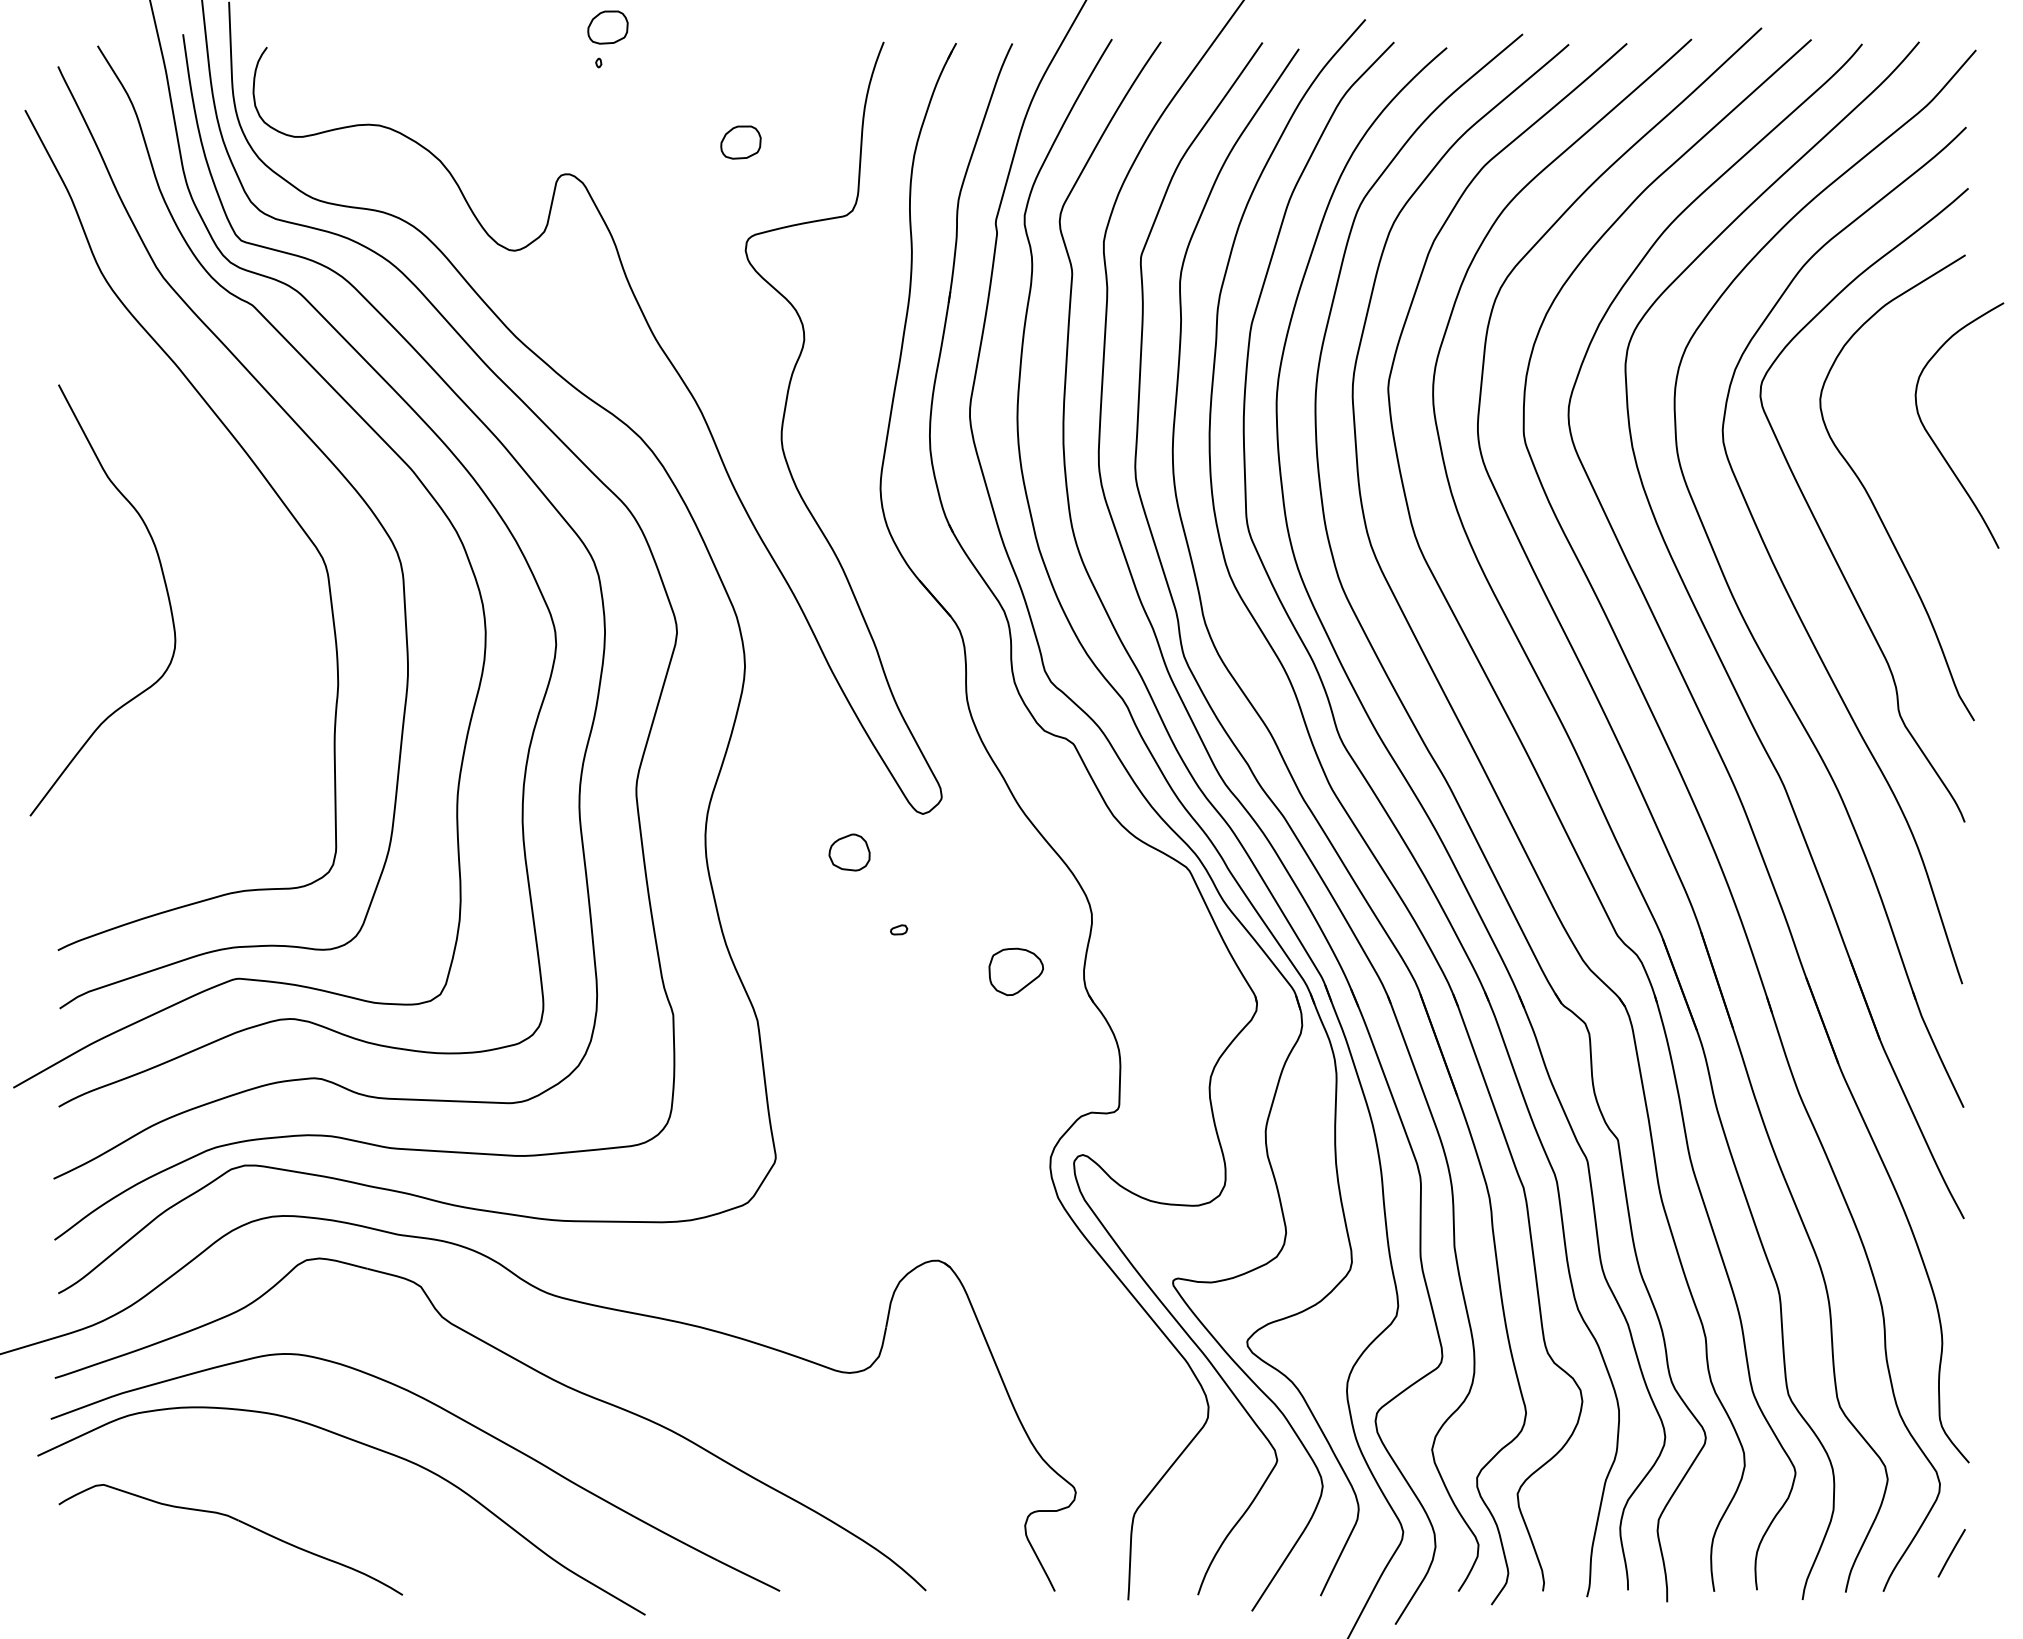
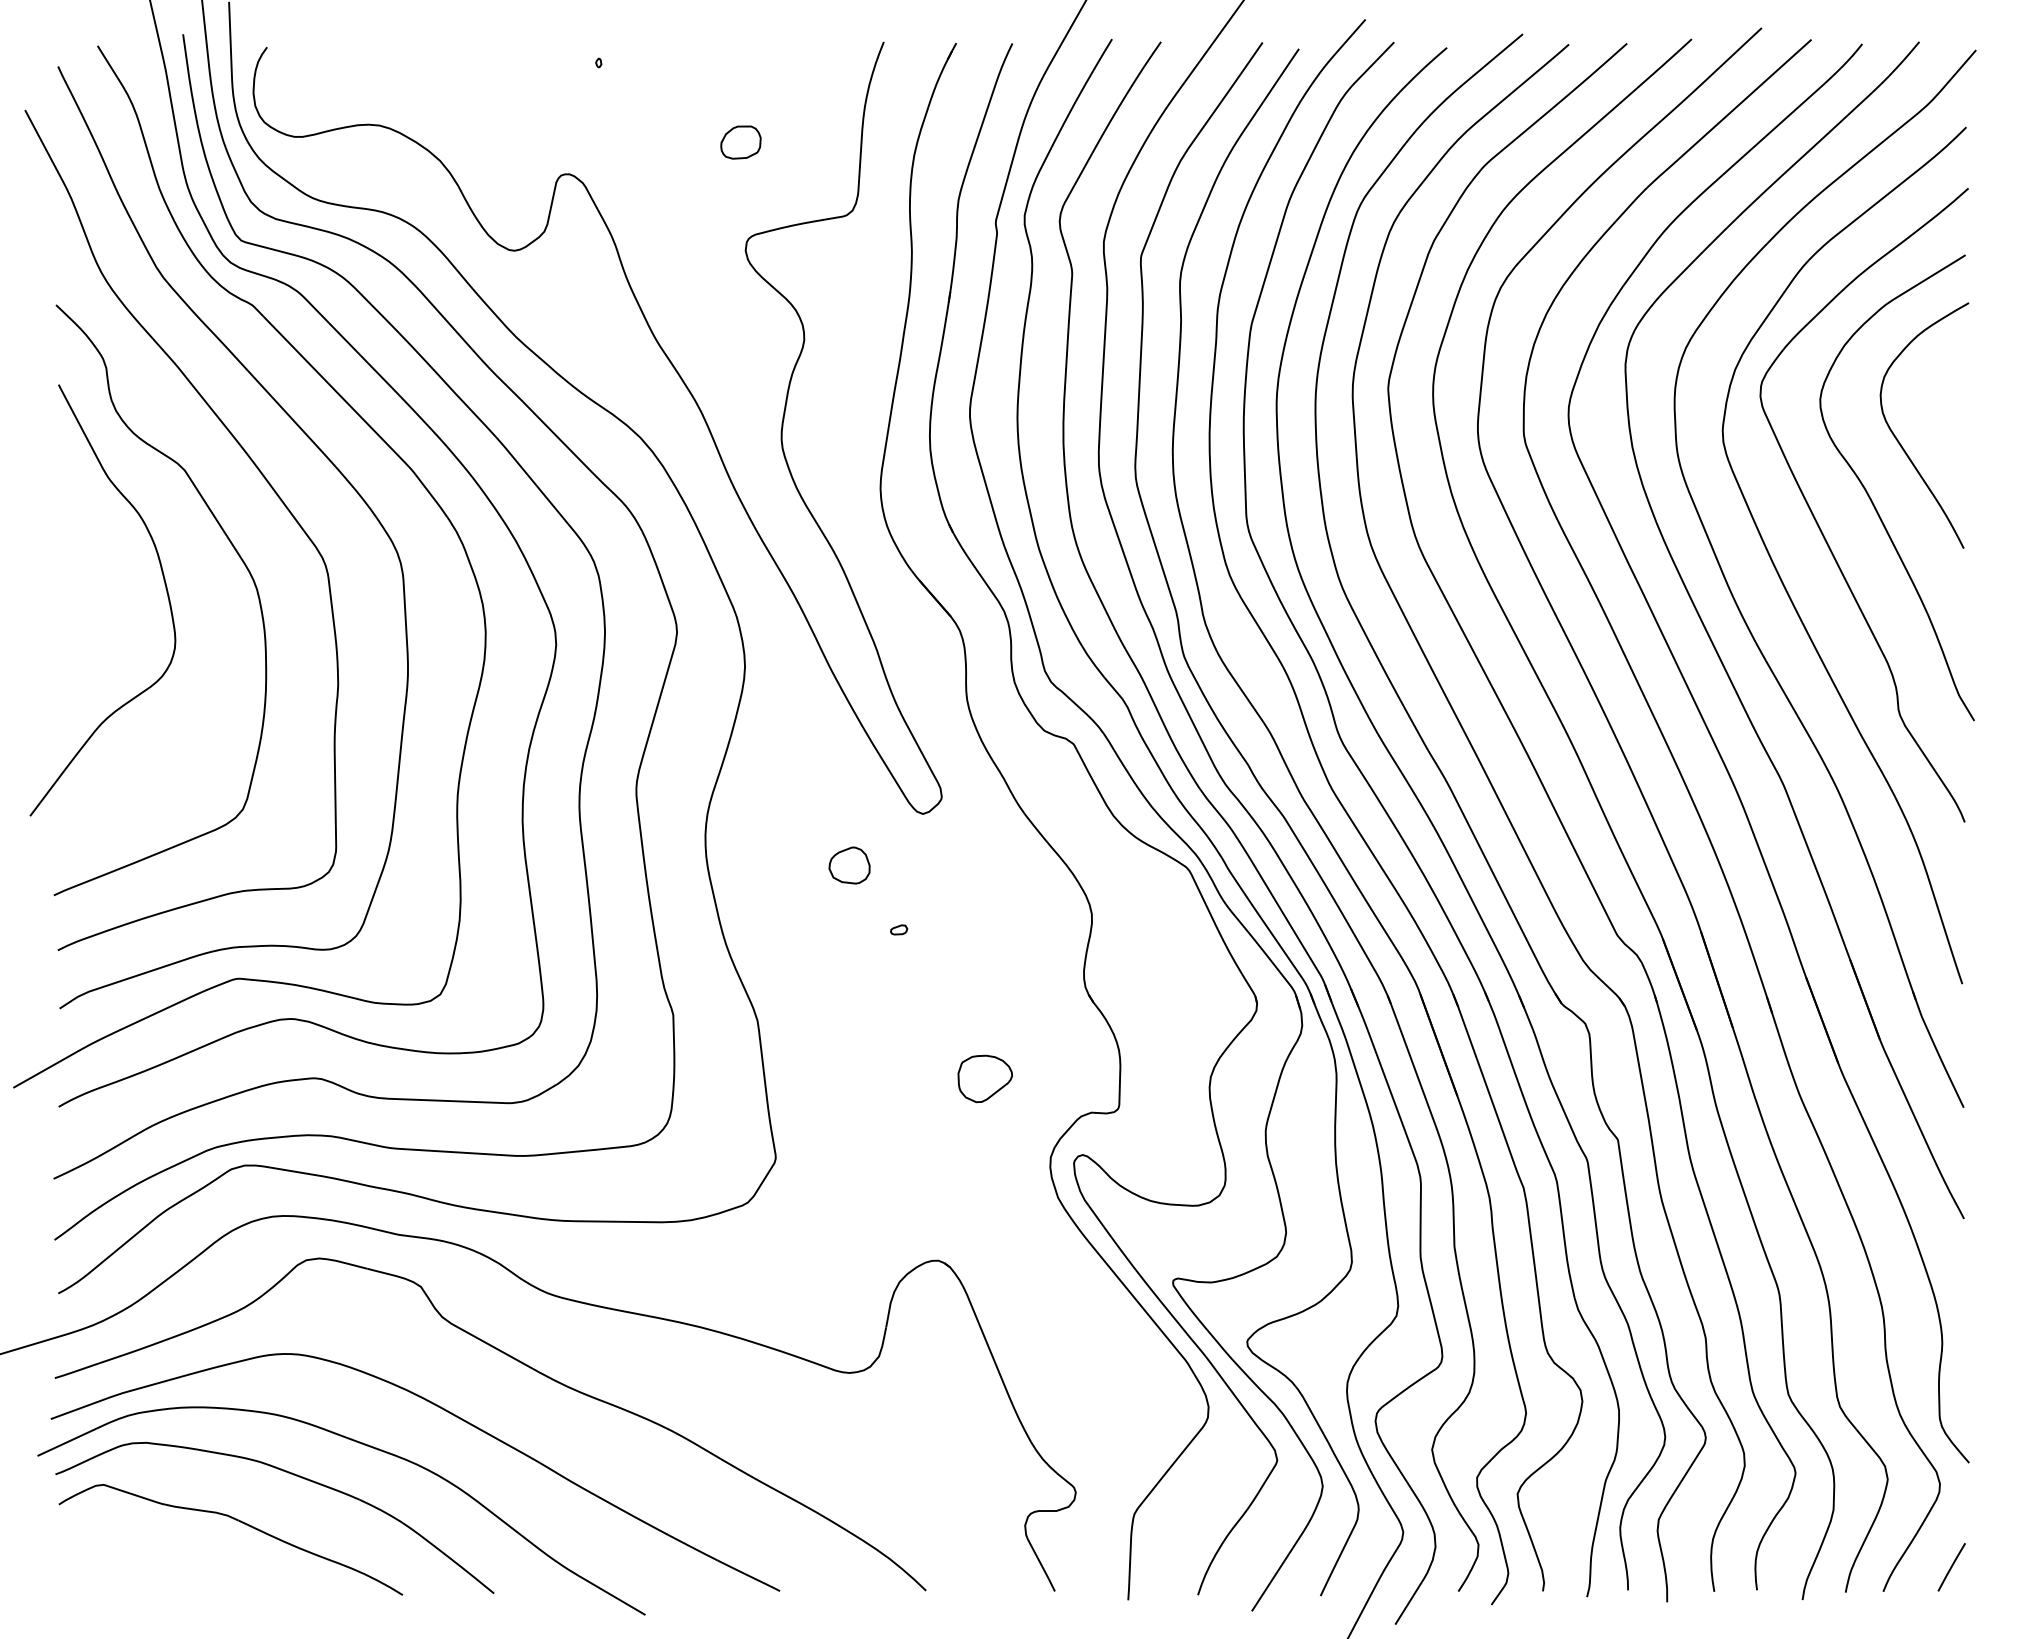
part: present -> none (607, 27)
curve position: (1934, 441) -> (1899, 441) (1899, 441)
curve: none -> present (238, 556)
part position: (849, 852) -> (849, 865) (849, 865)
part position: (1015, 971) -> (984, 1078) (984, 1078)
part: none -> present (293, 1475)
line position: (1951, 1553) -> (1951, 1567) (1951, 1567)
